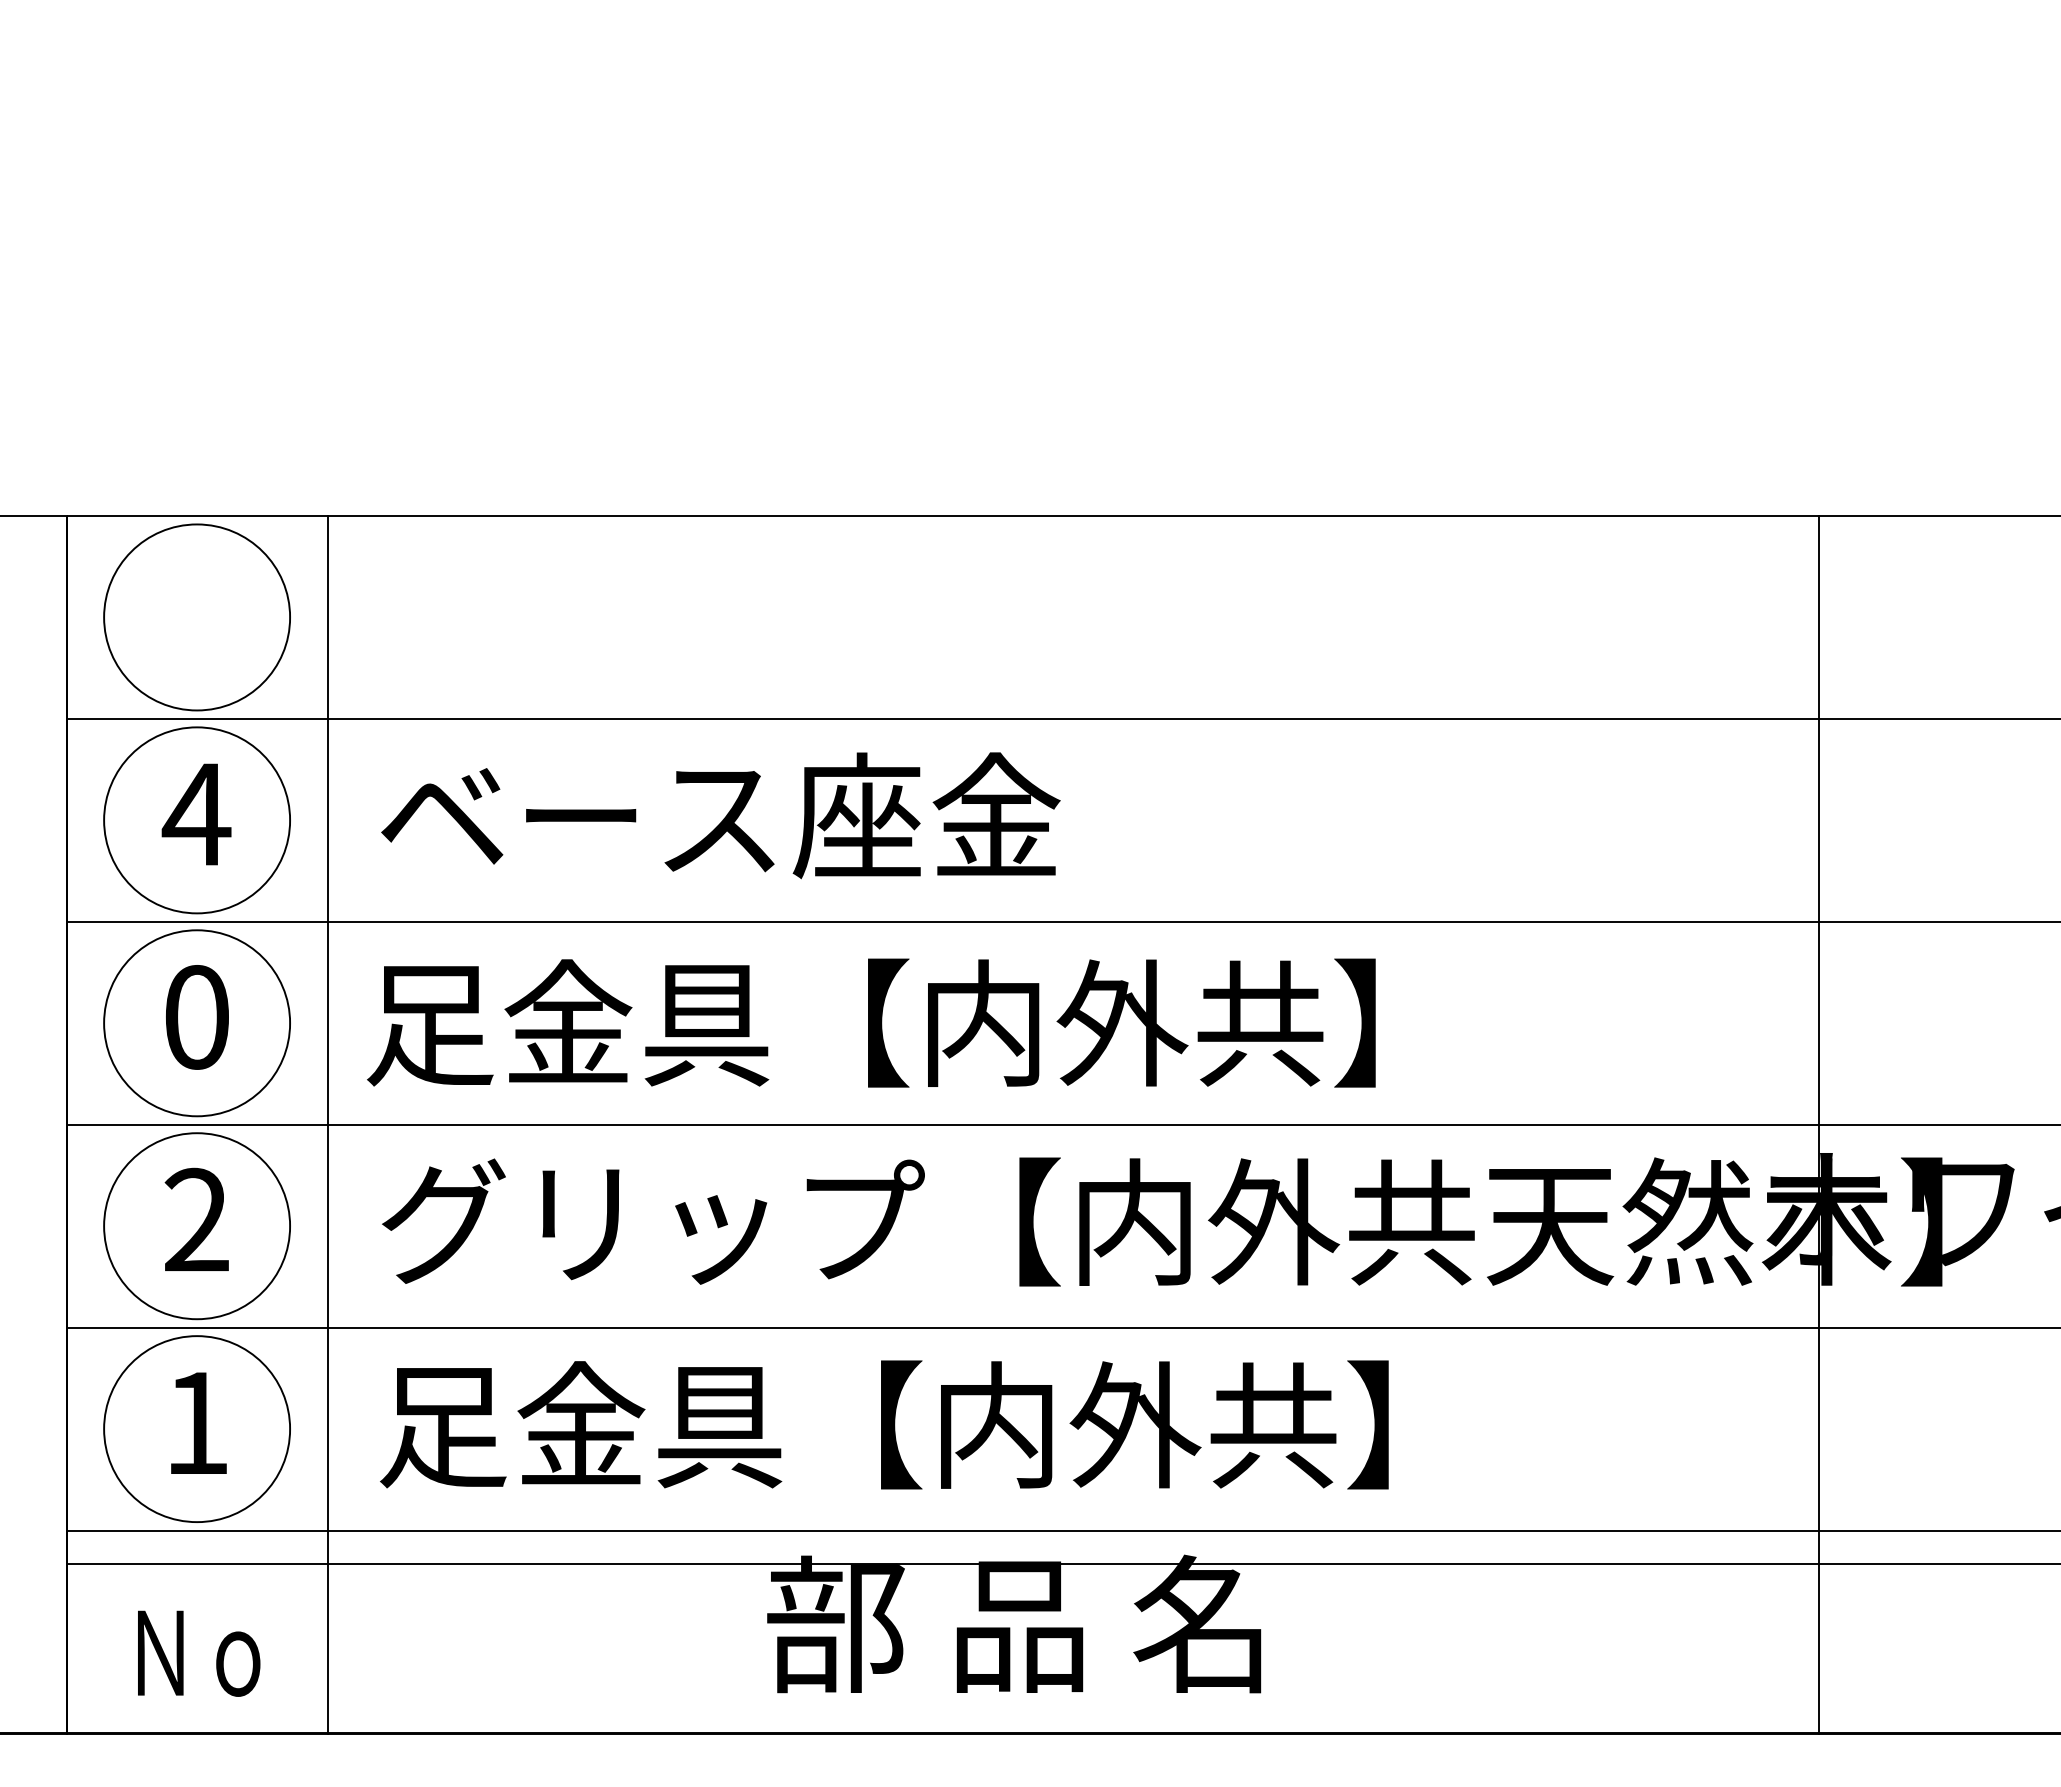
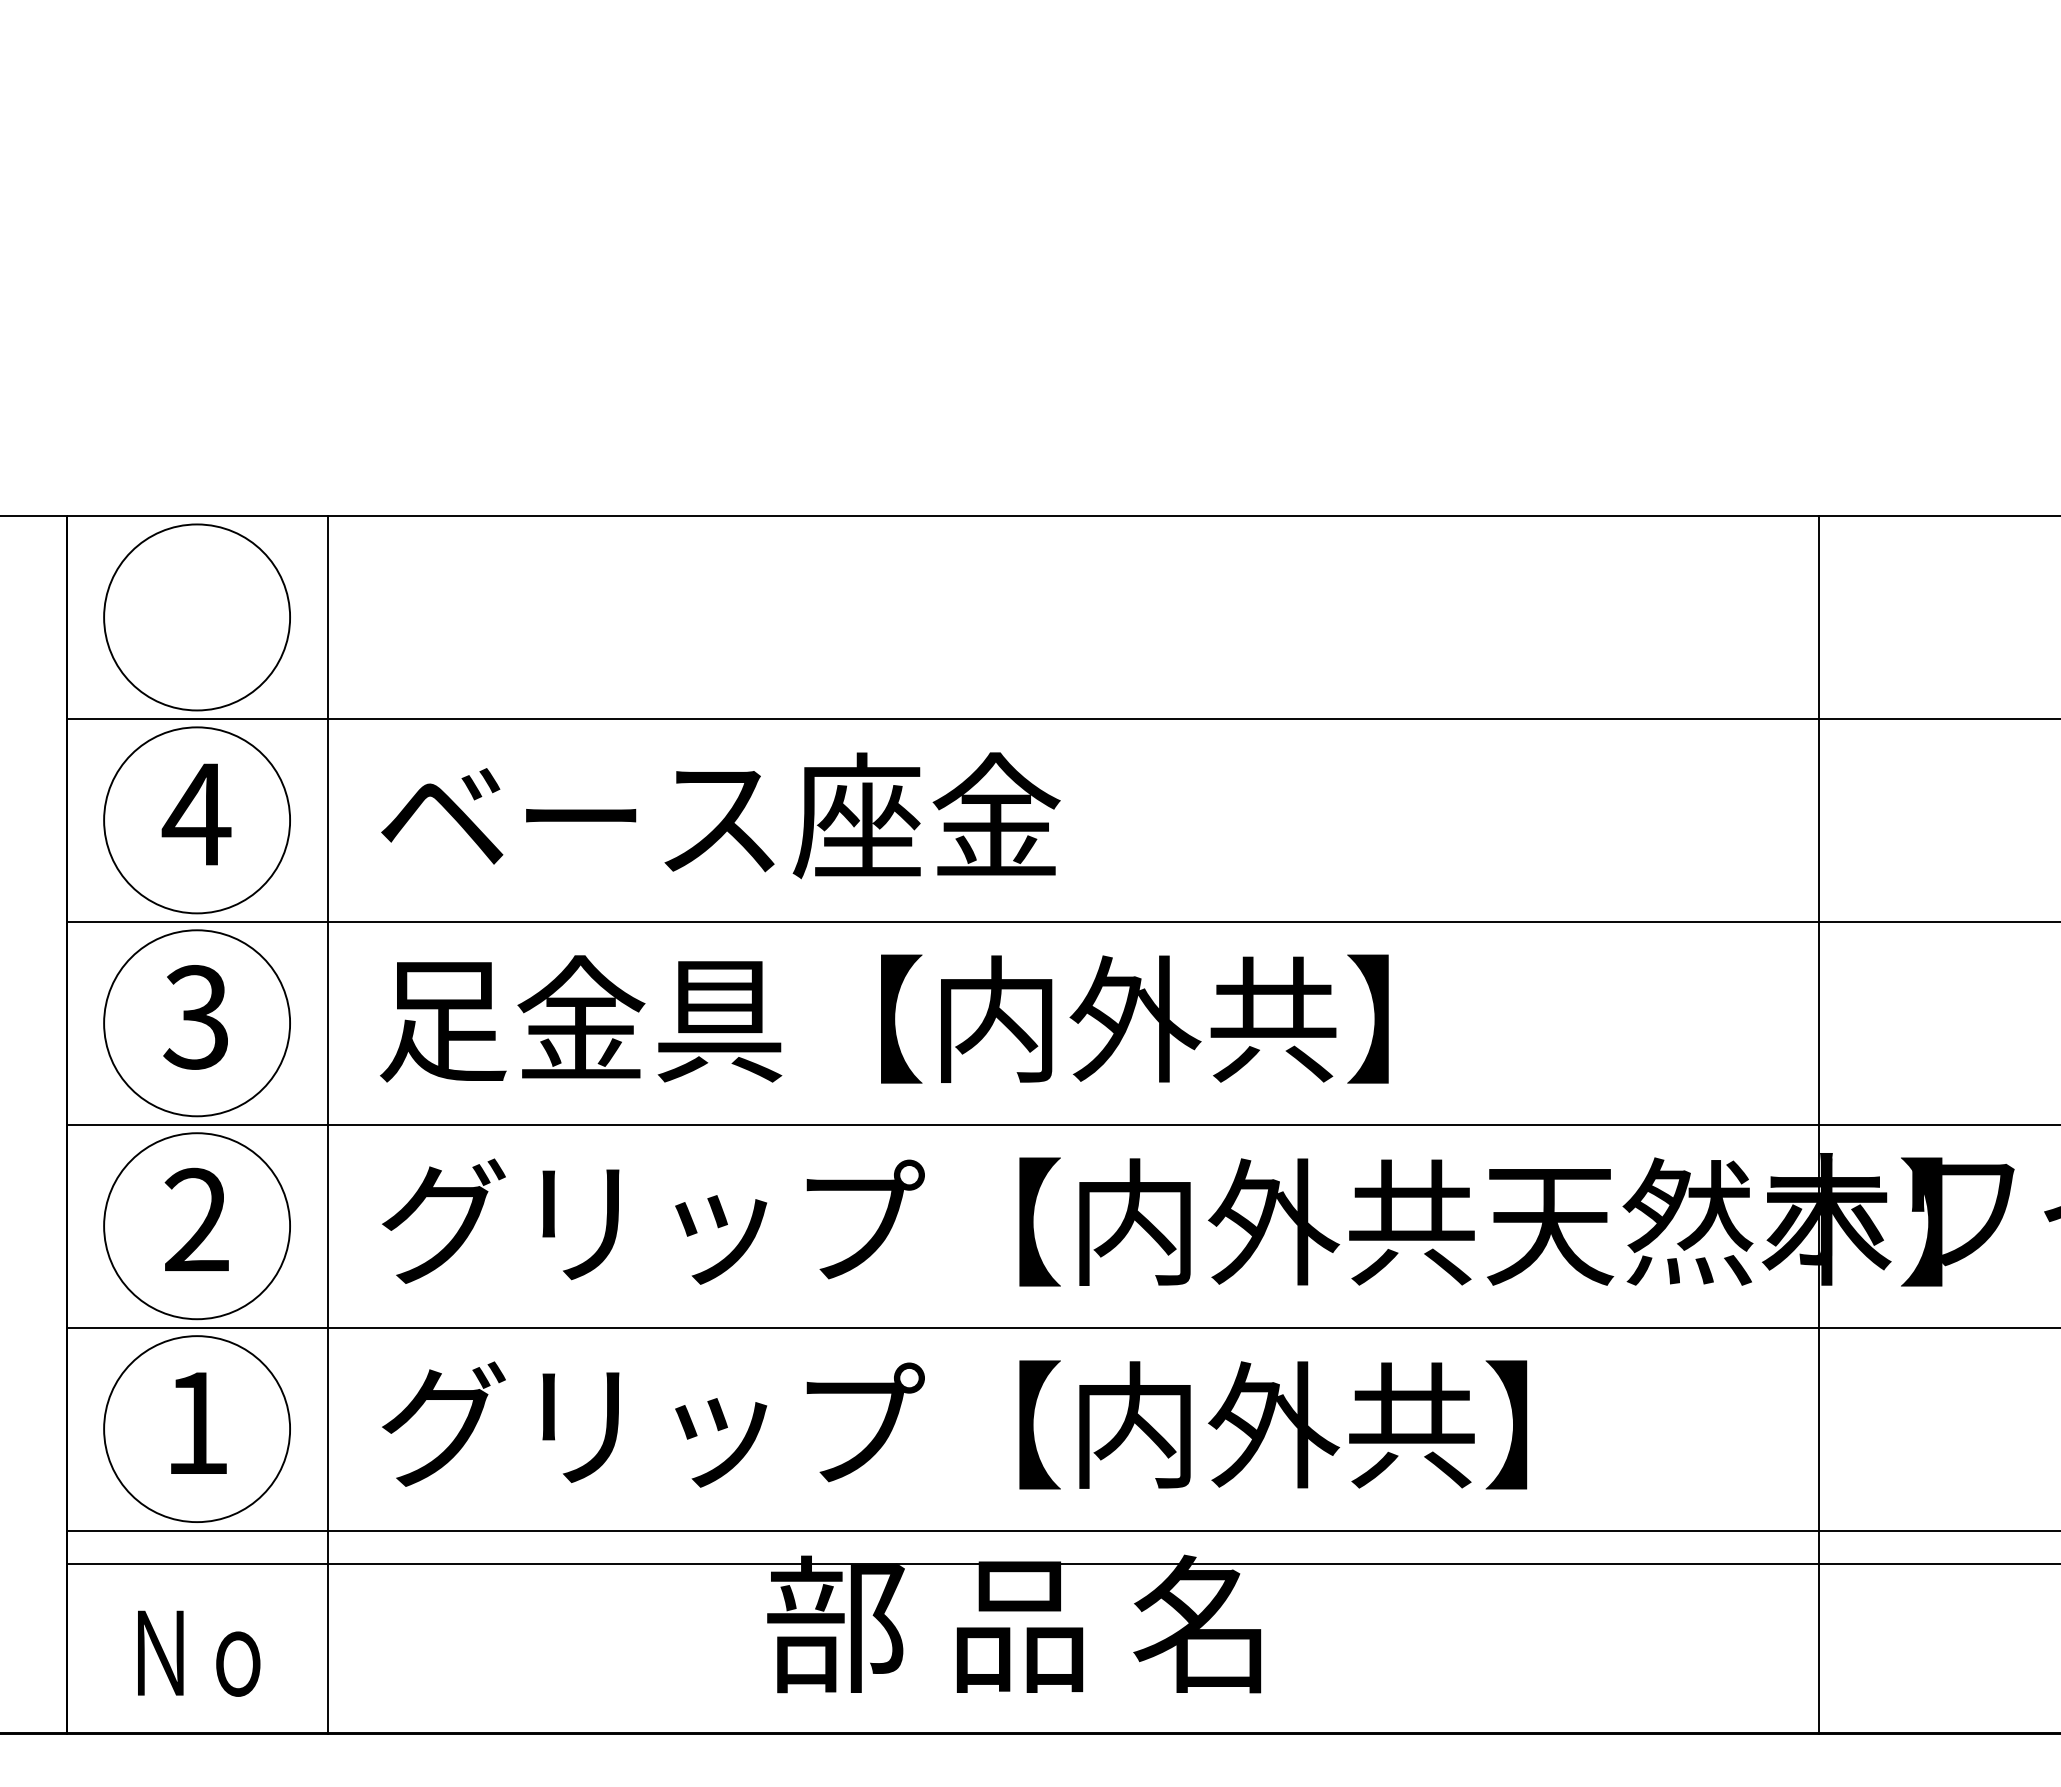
text: 0 -> 3 (195, 1017)
text position: (871, 1022) -> (884, 1018) (884, 1018)
text: 足金具【内外共】 -> グリップ【内外共】 (953, 1424)
